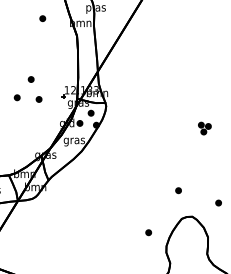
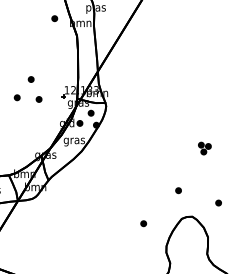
part position: (42, 18) -> (54, 18) (54, 18)
part position: (204, 128) -> (204, 148) (204, 148)
part position: (148, 232) -> (143, 223) (143, 223)
